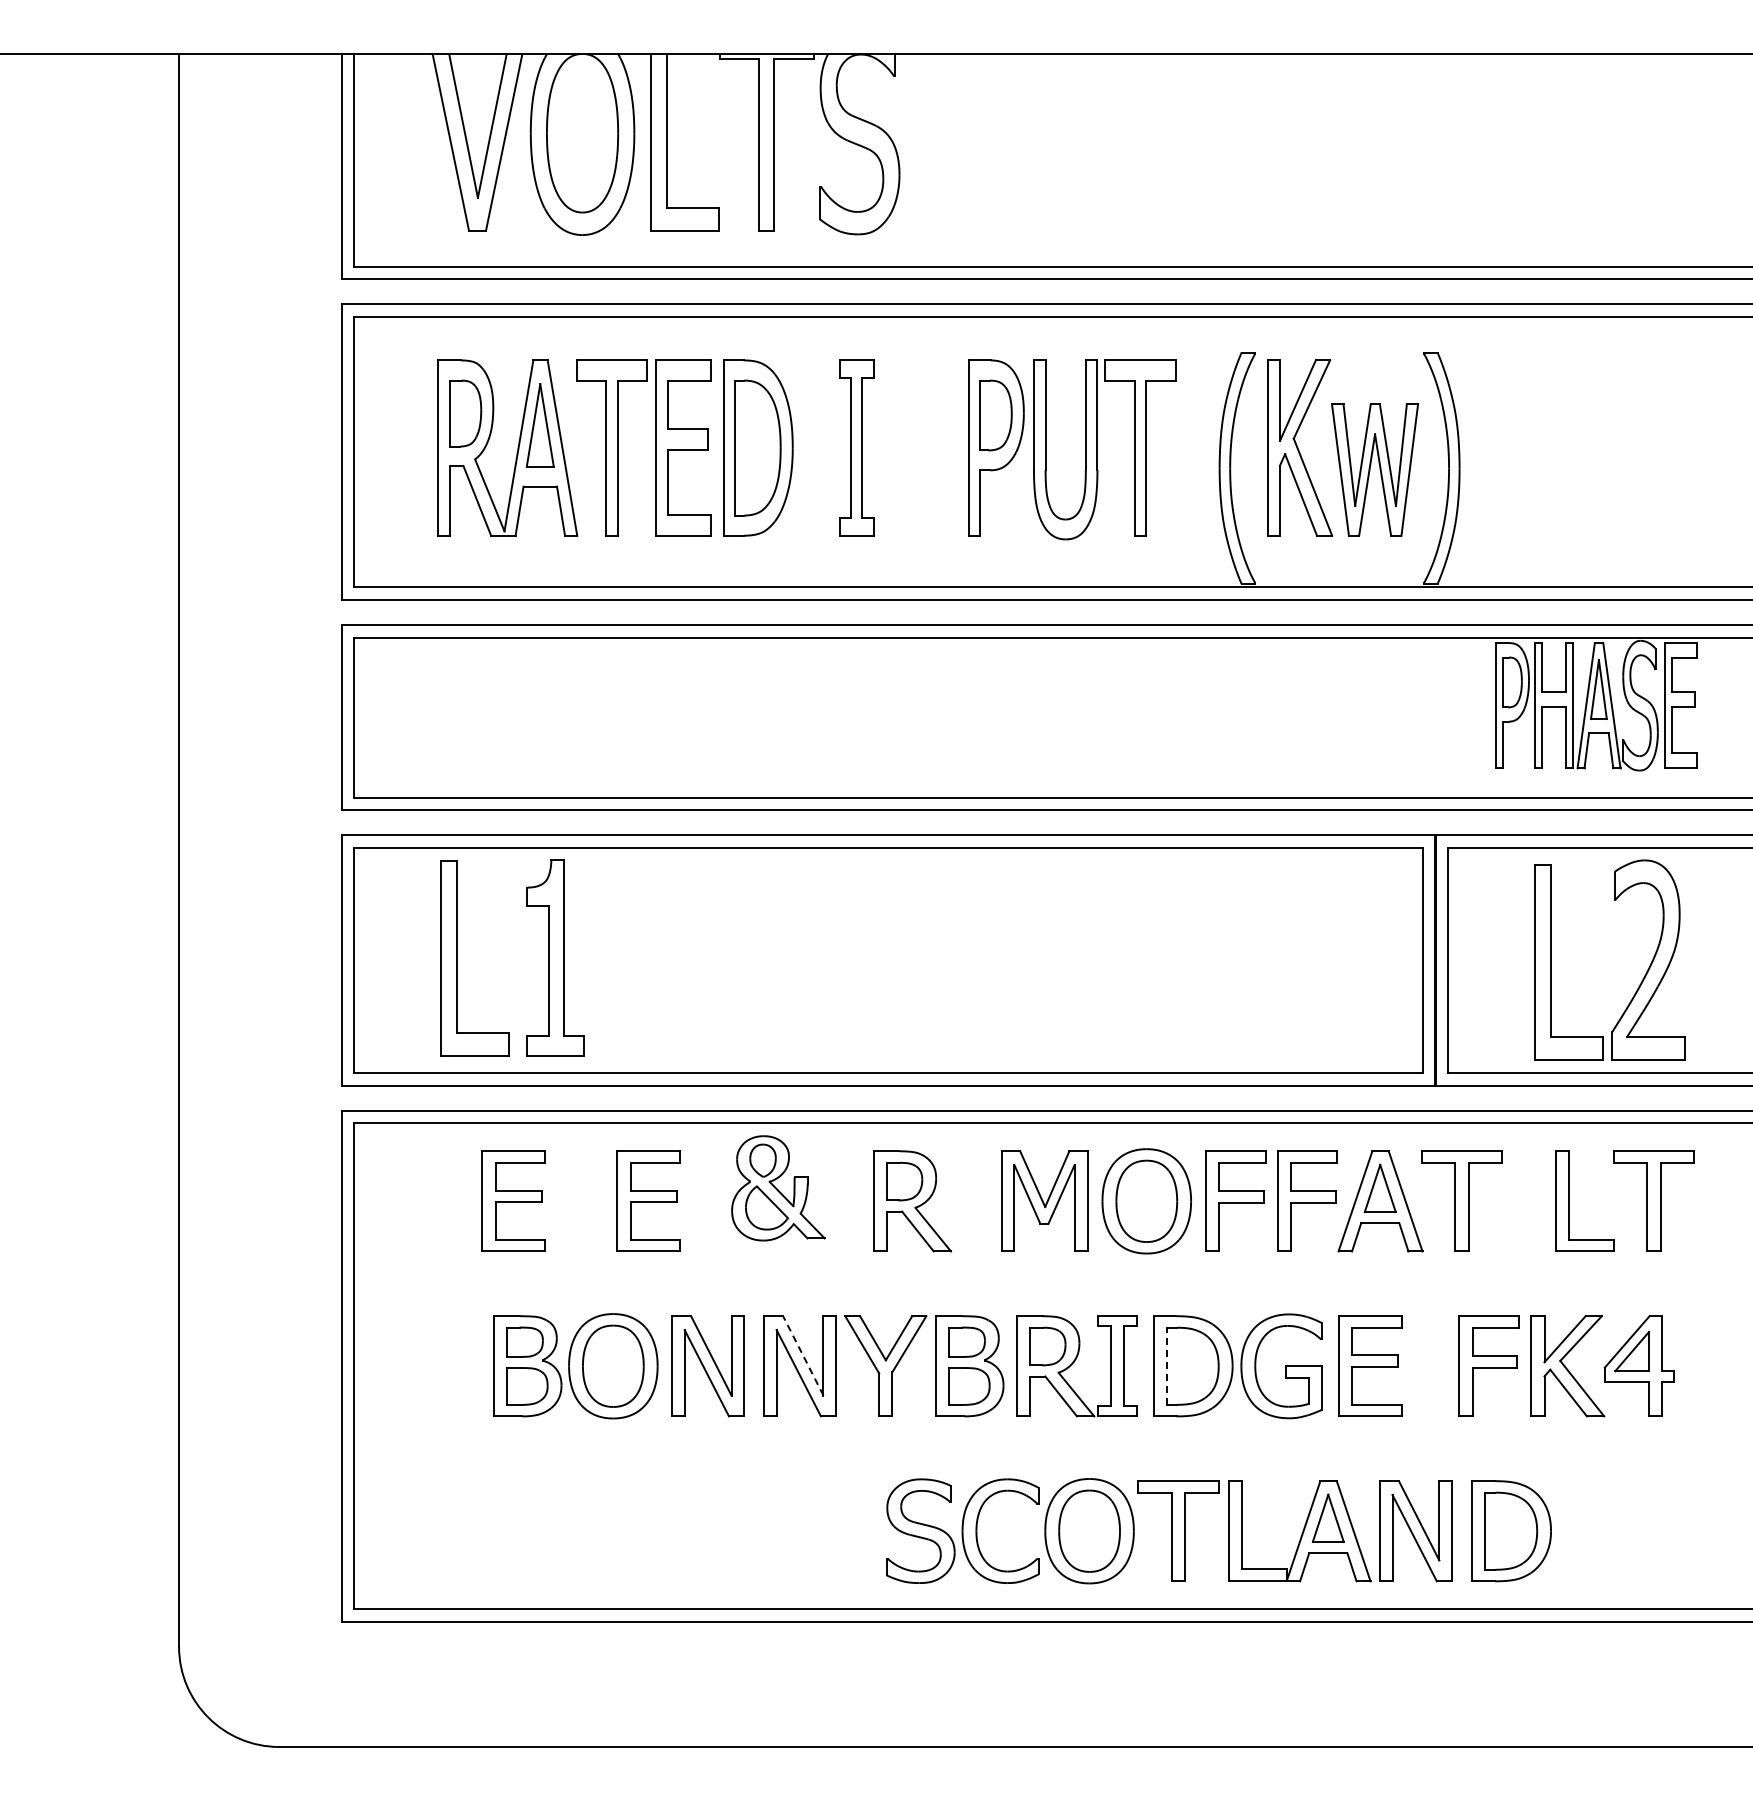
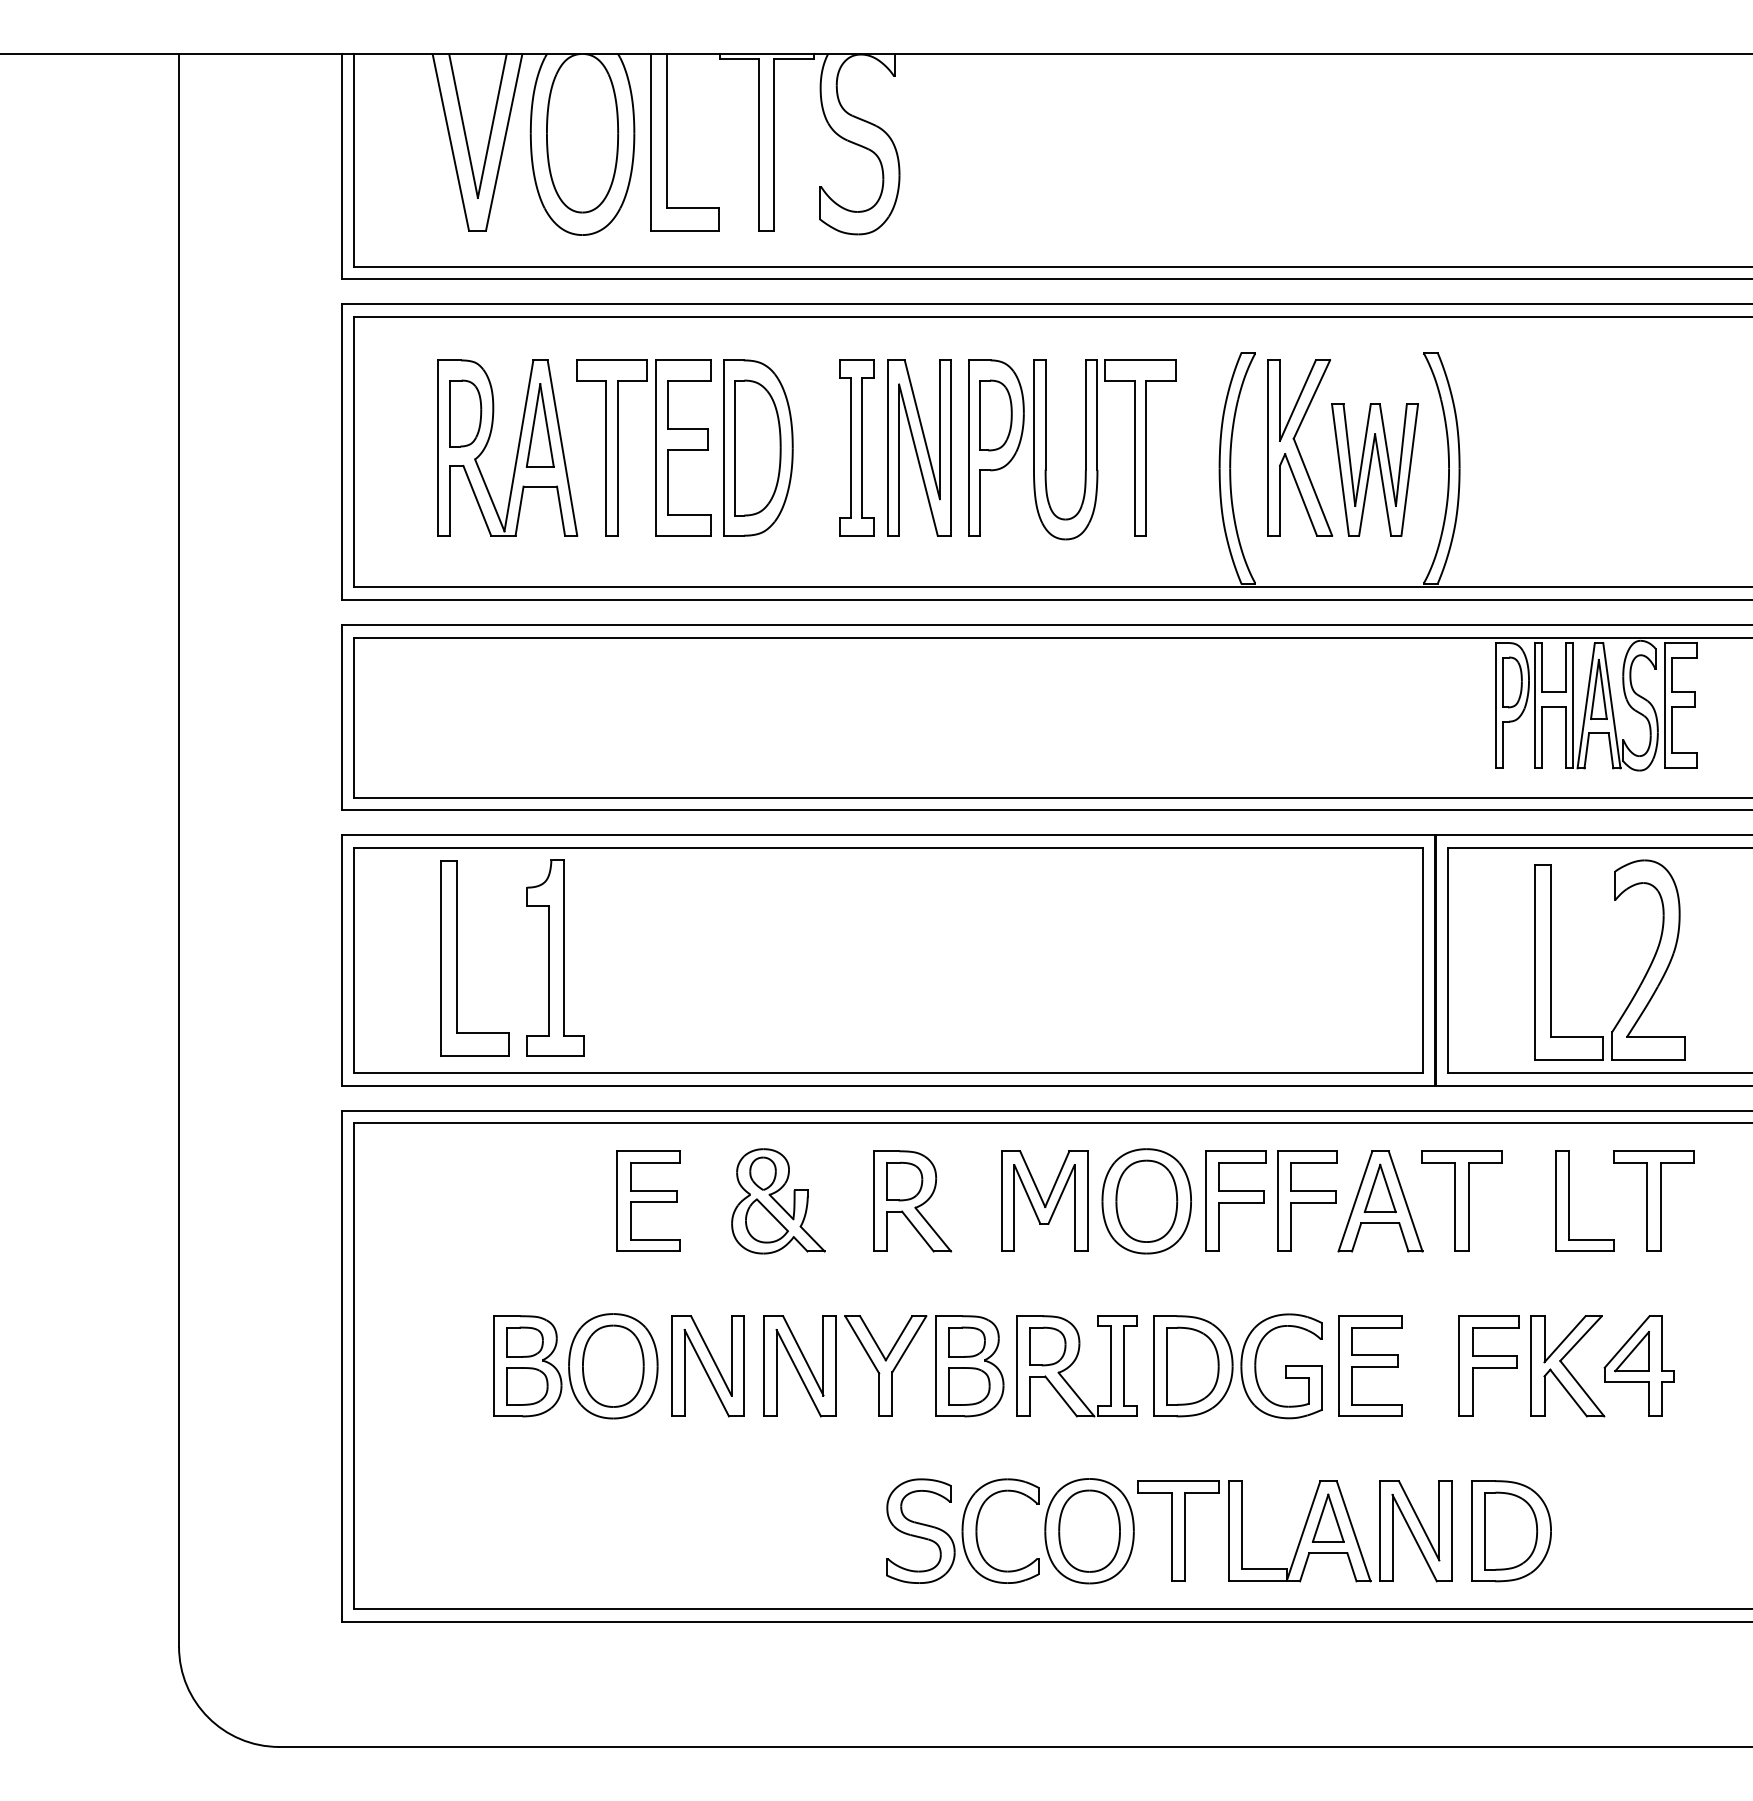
part: none -> present (919, 447)
part position: (778, 1188) -> (778, 1201) (778, 1201)
part: present -> none (513, 1200)
line: dashed -> solid (803, 1355)
line: dashed -> solid (1166, 1366)
